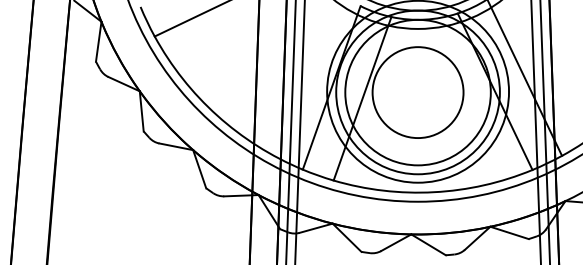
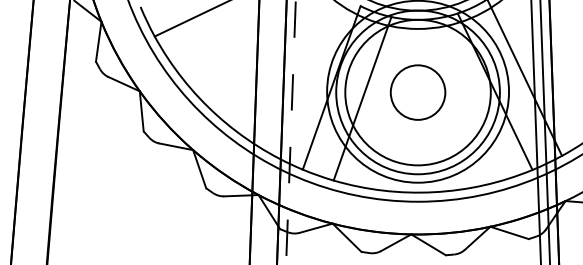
circle diameter: 91 px -> 55 px (417, 92)
line: present -> none (299, 131)
line: solid -> dashed (290, 133)
